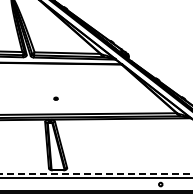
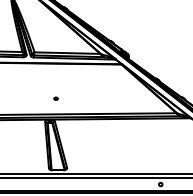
line: dashed -> solid (96, 173)
